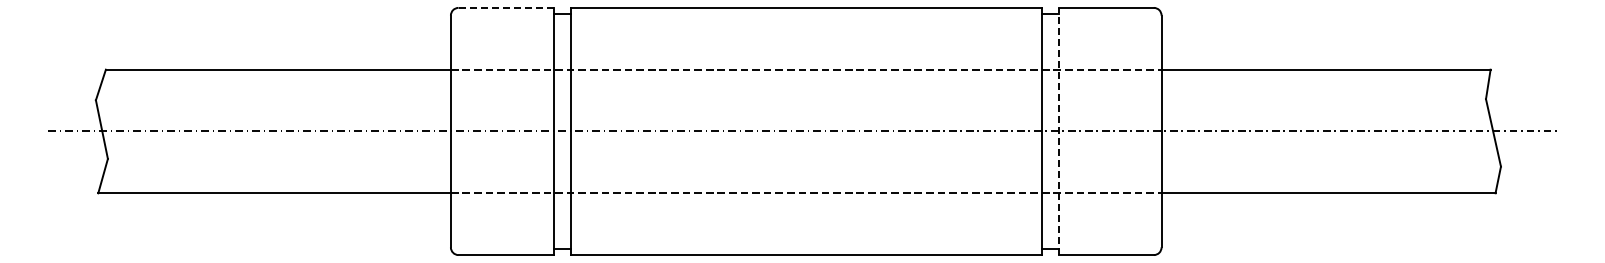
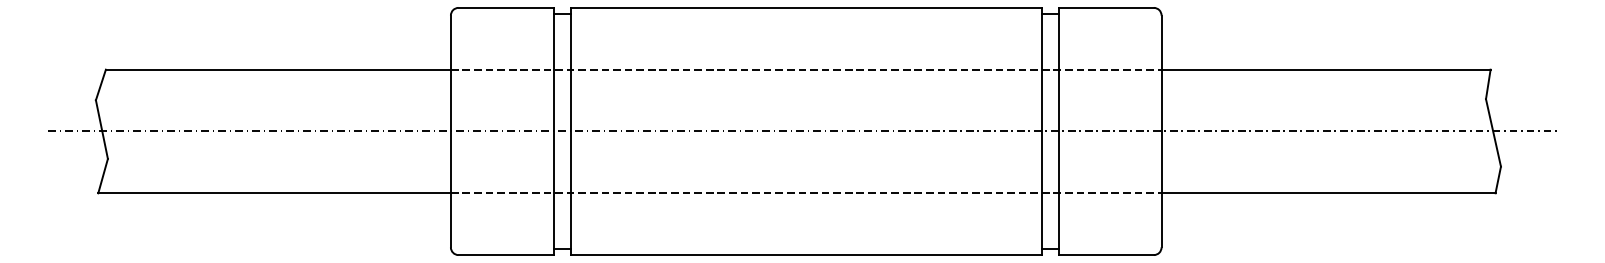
line: dashed -> solid (506, 7)
line: dashed -> solid (1058, 131)
